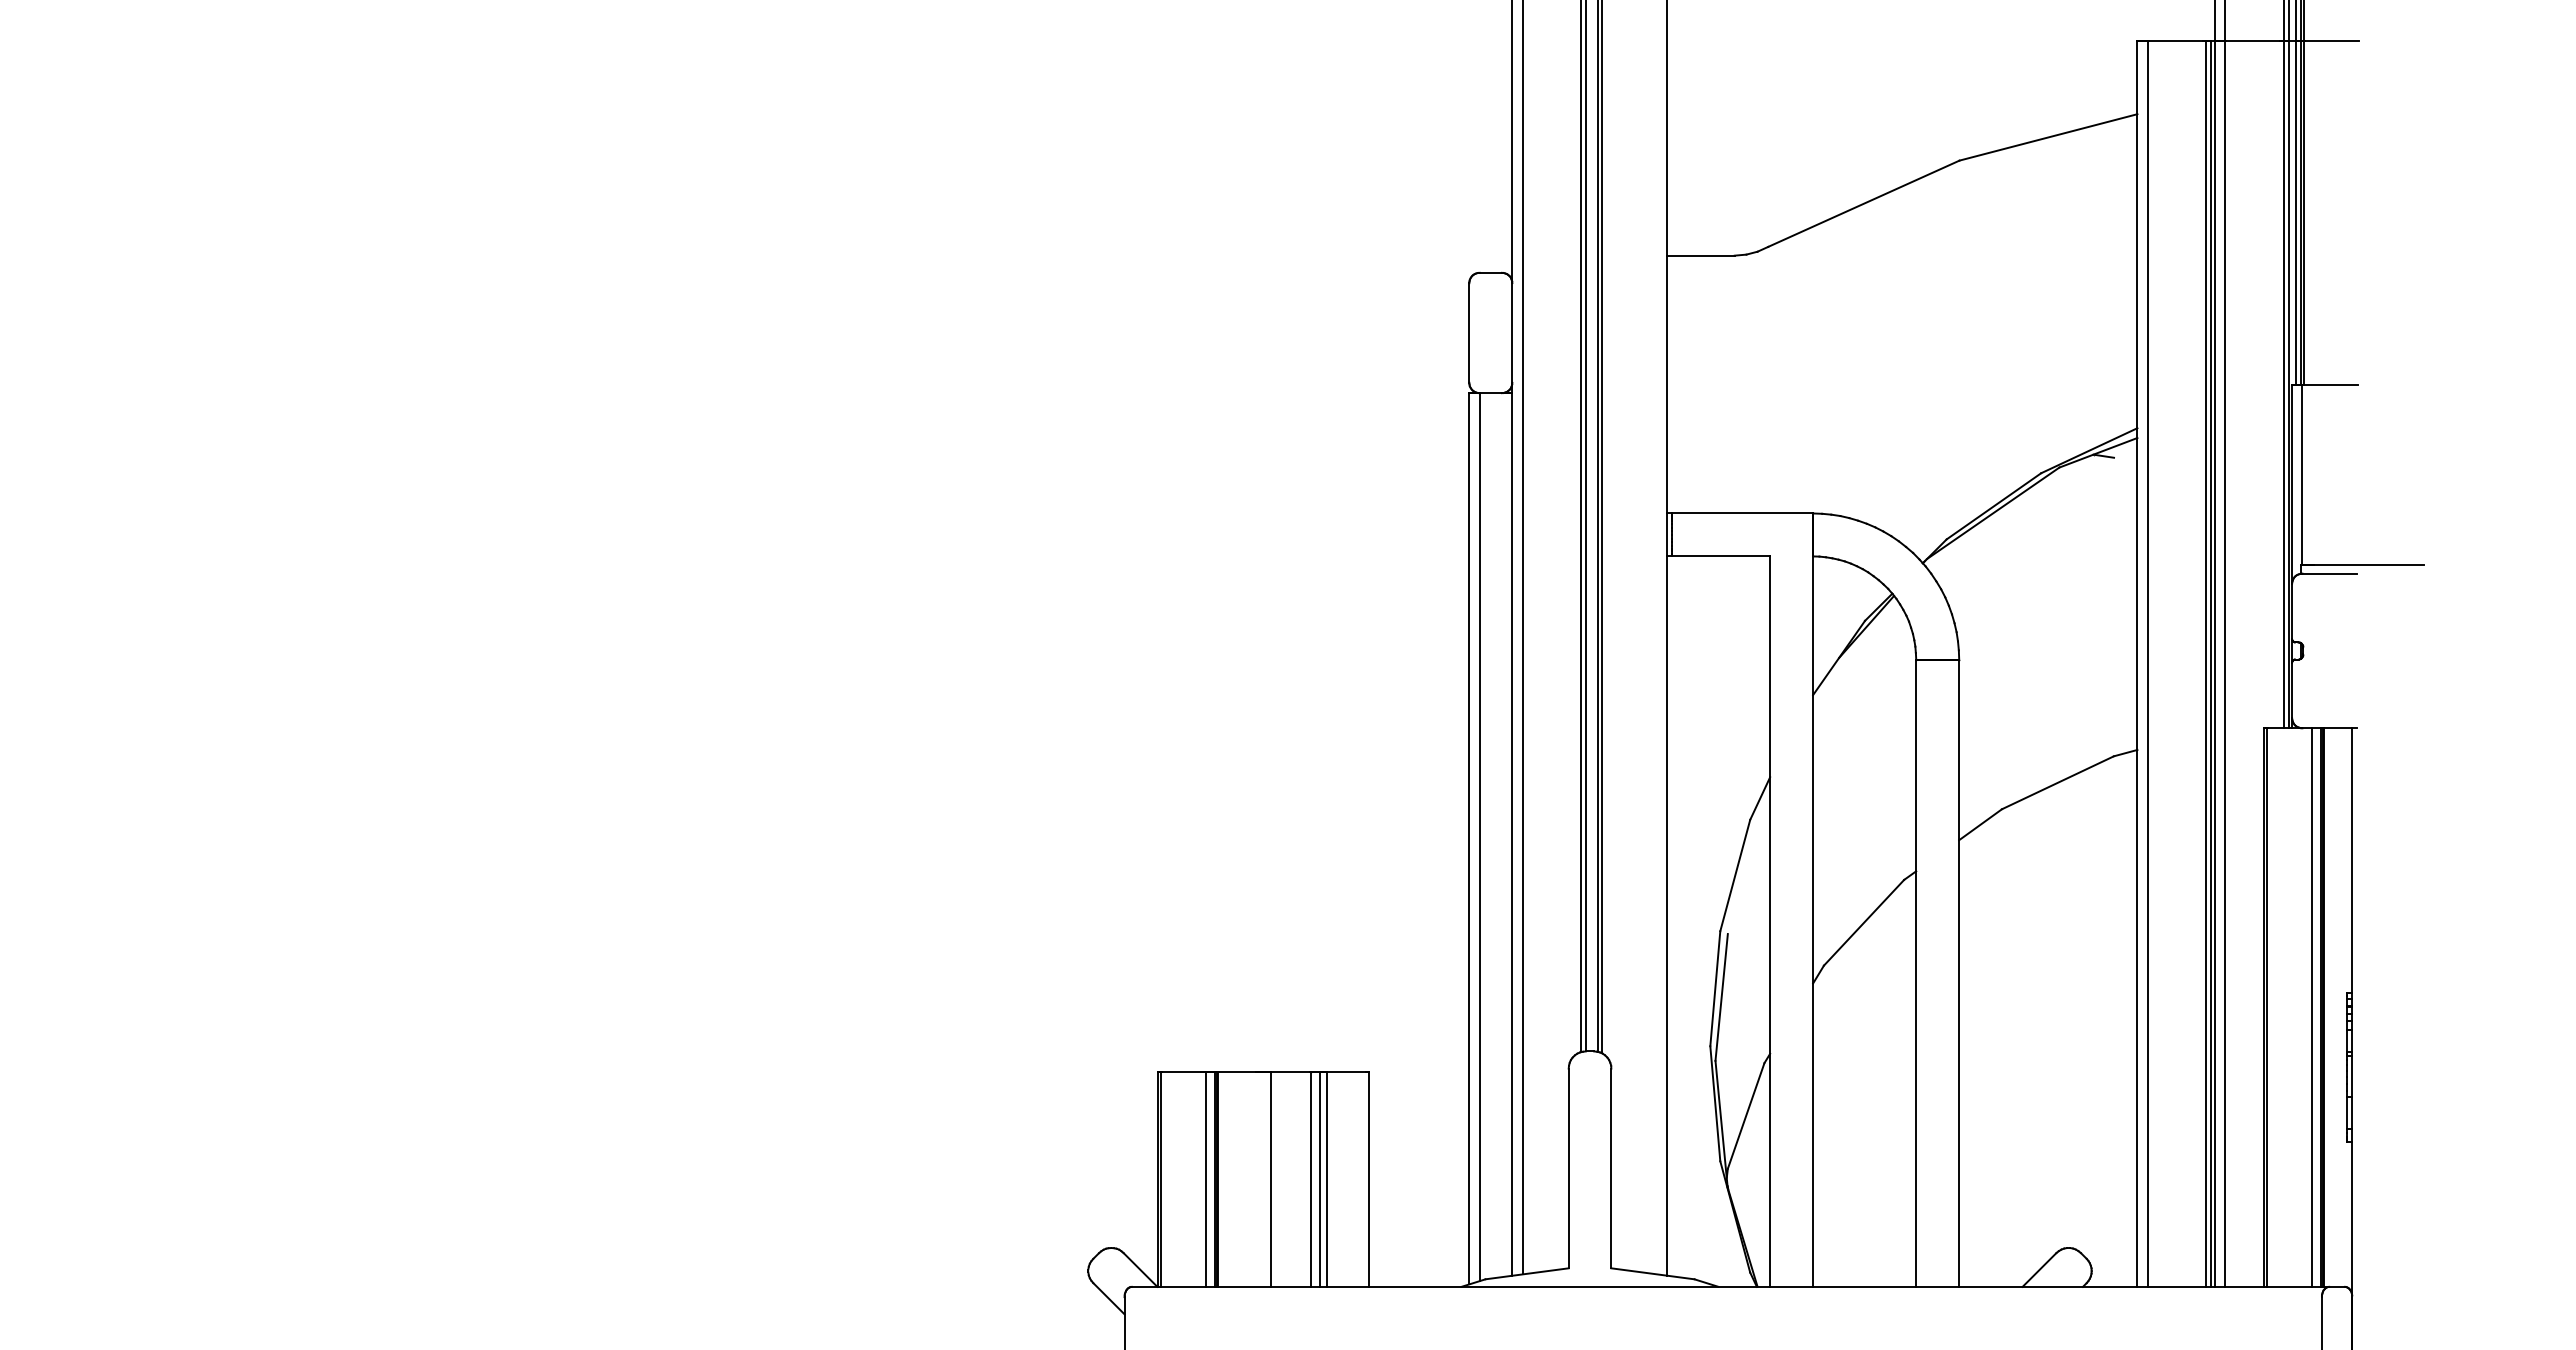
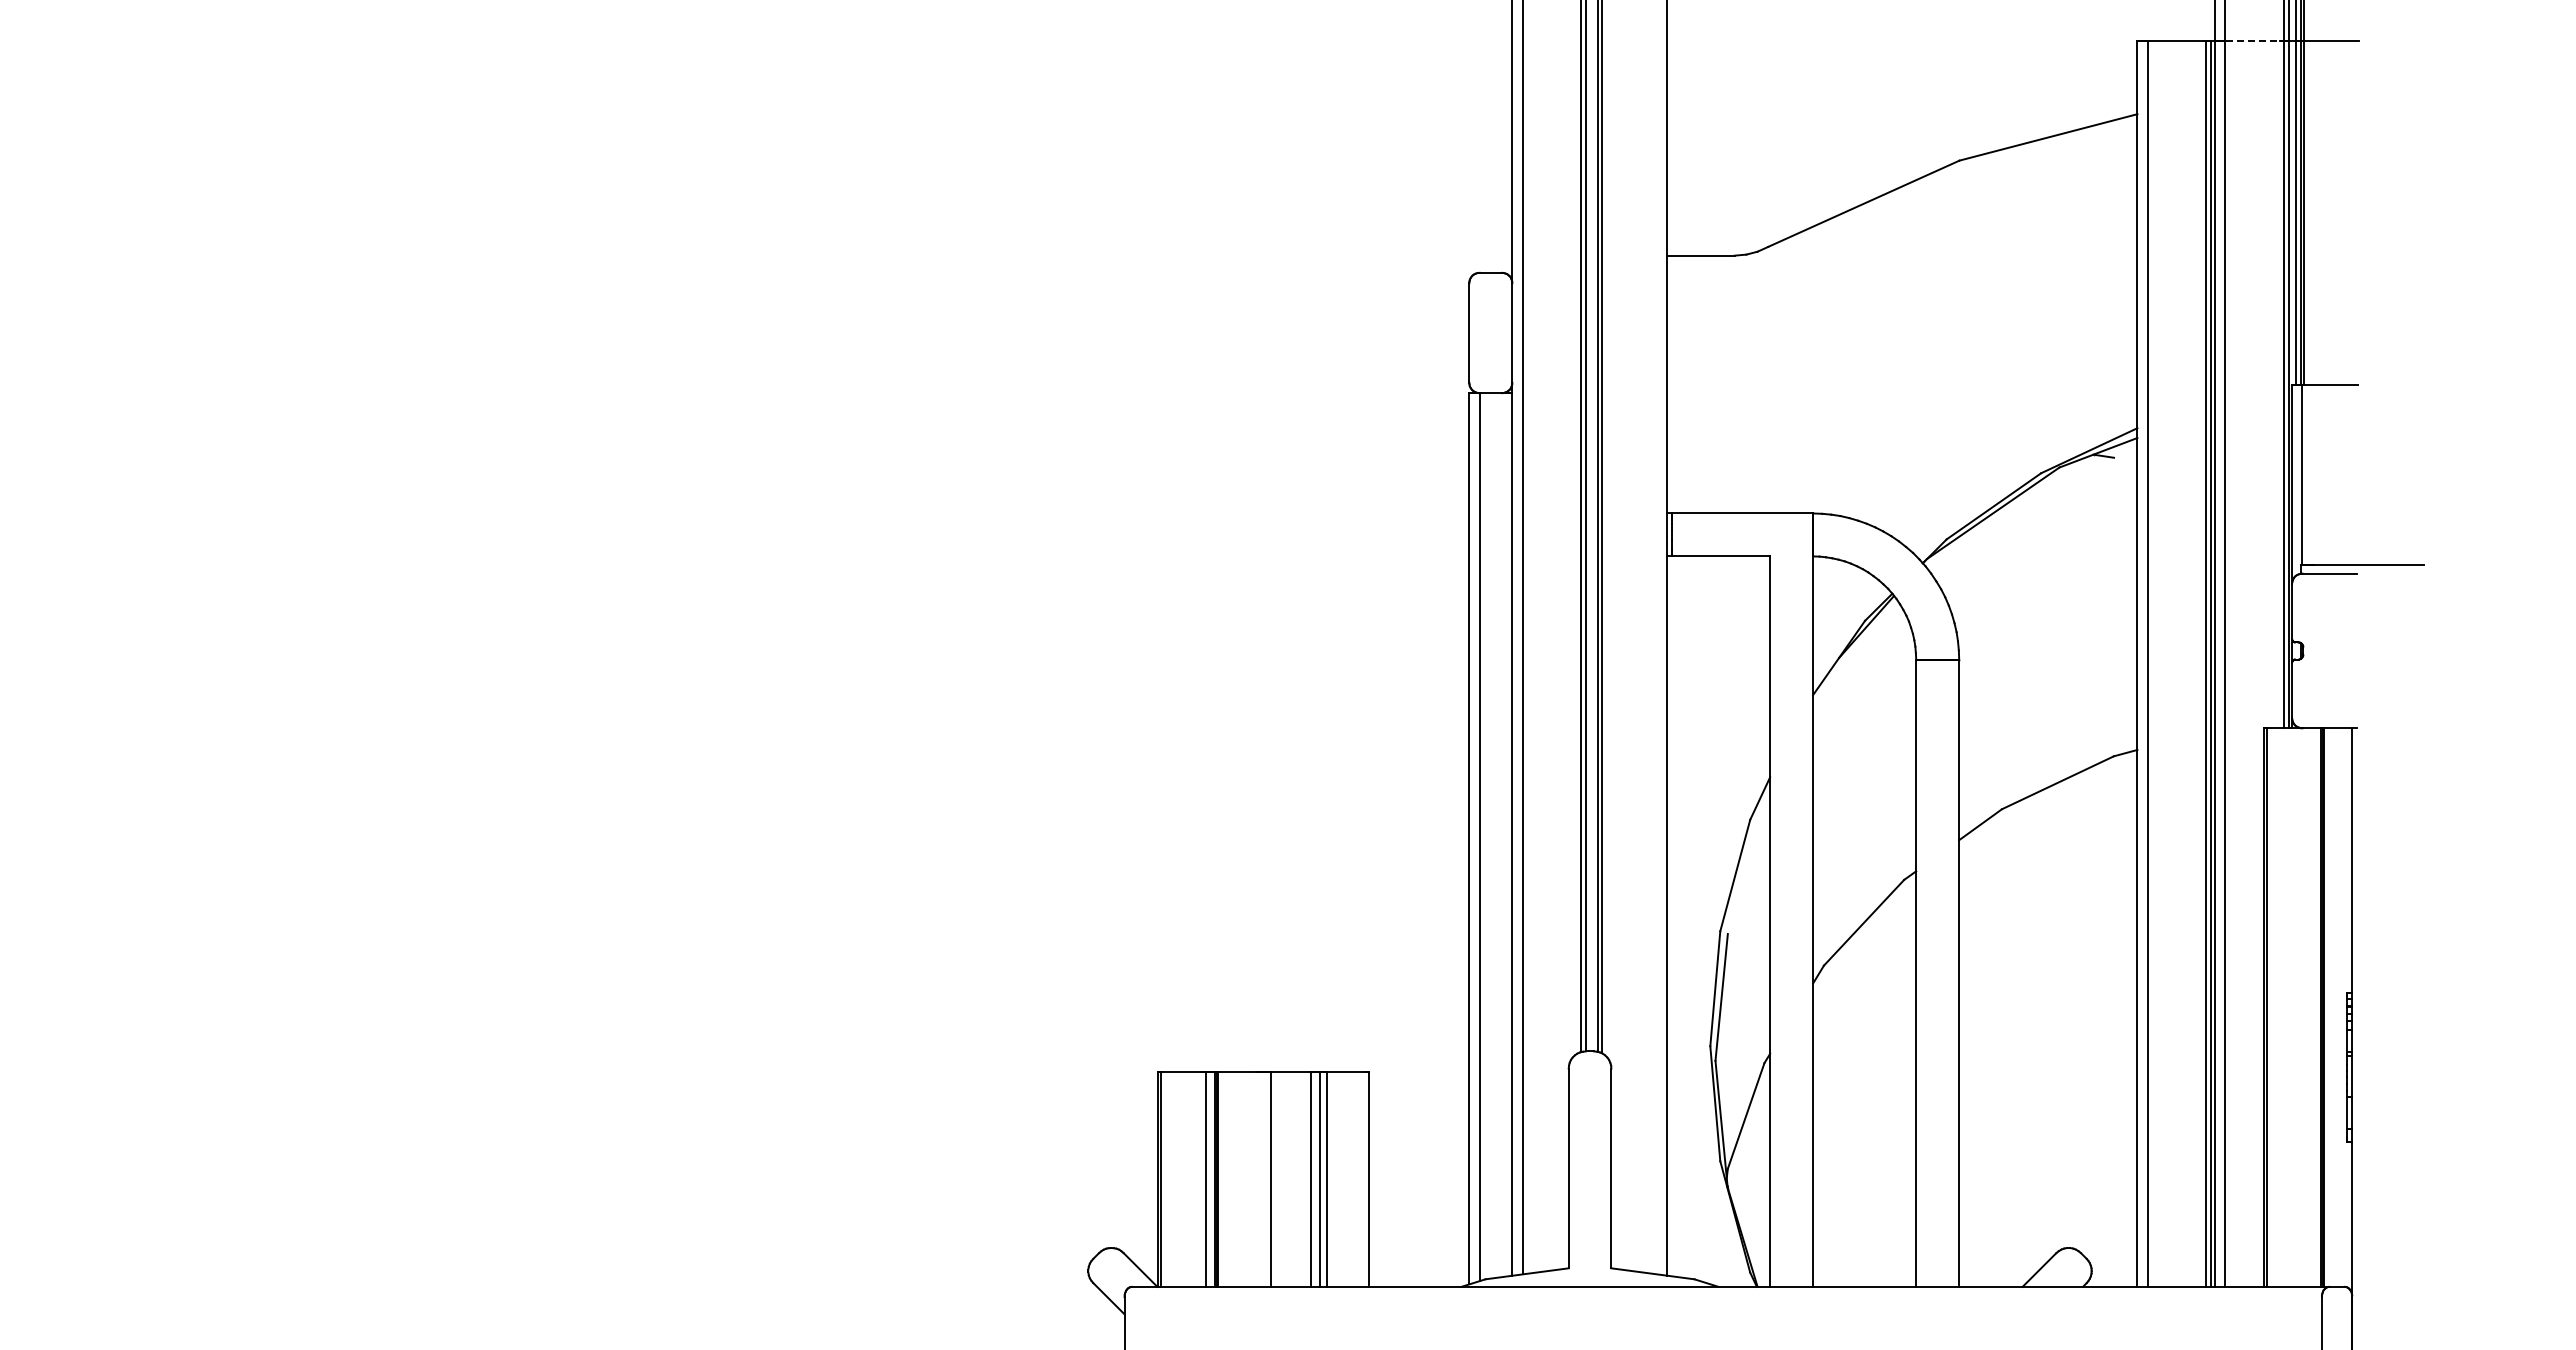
line: solid -> dashed (2253, 40)
line: present -> none (2311, 1007)
